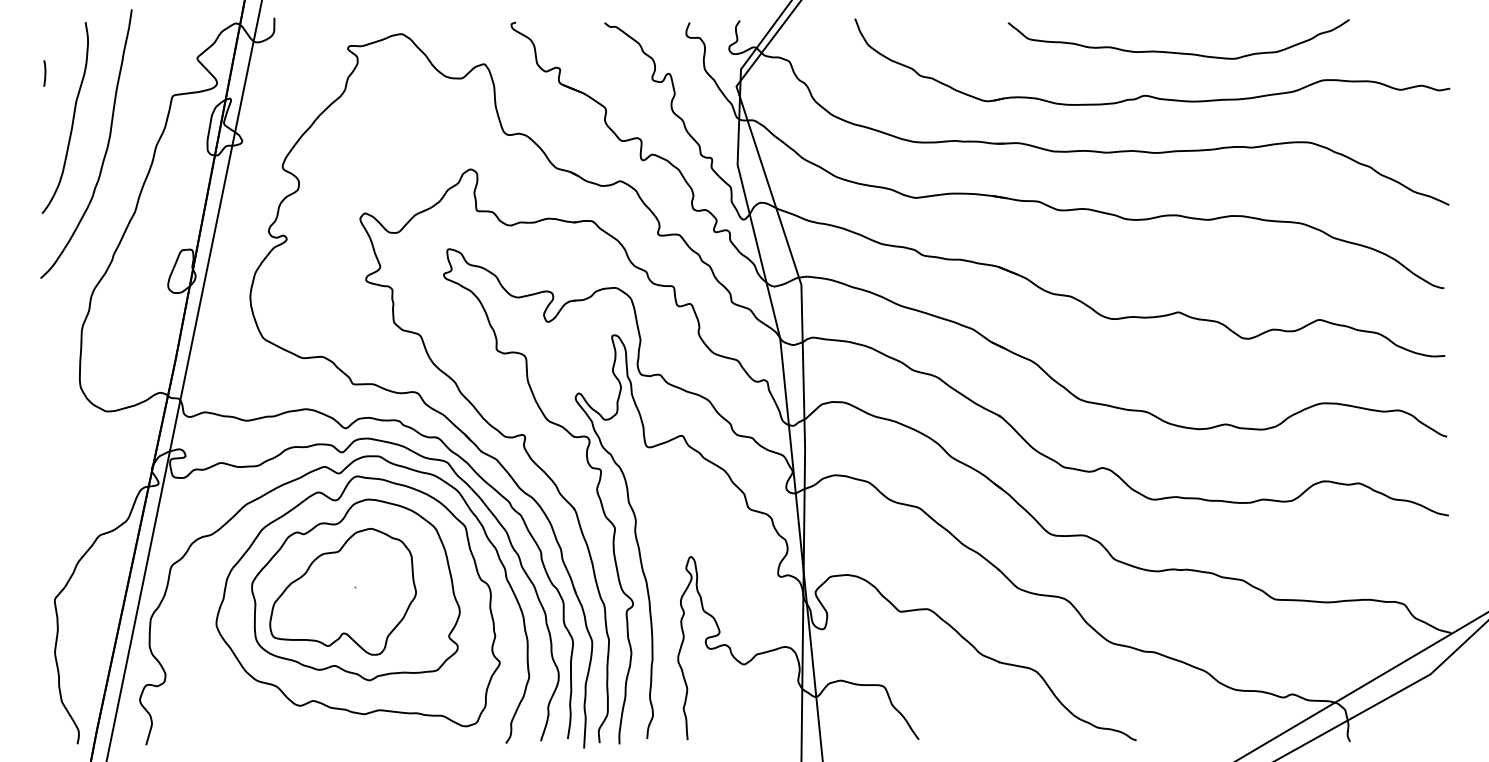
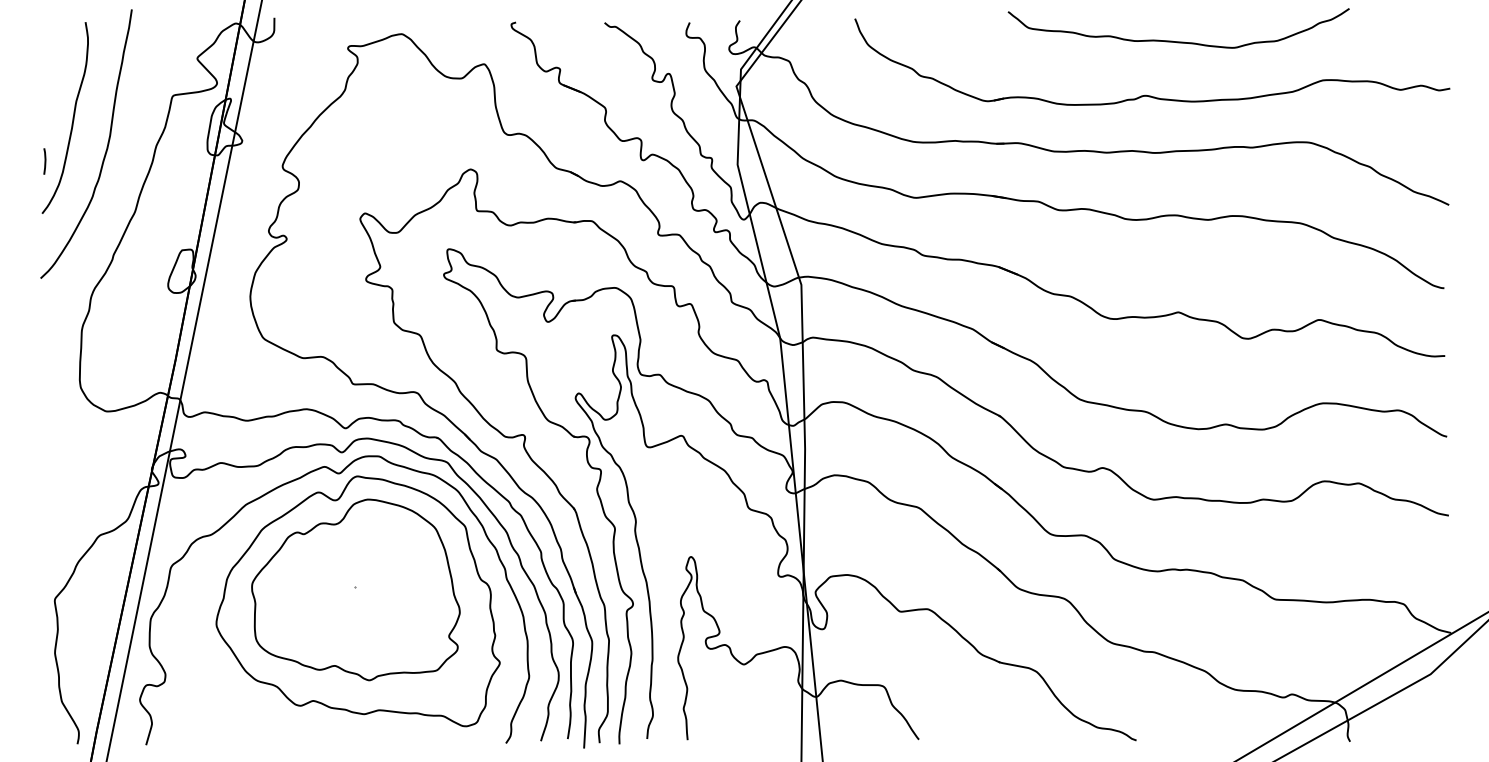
curve position: (1178, 52) -> (1178, 41) (1178, 41)
line position: (44, 73) -> (44, 161) (44, 161)
part: present -> none (342, 591)
